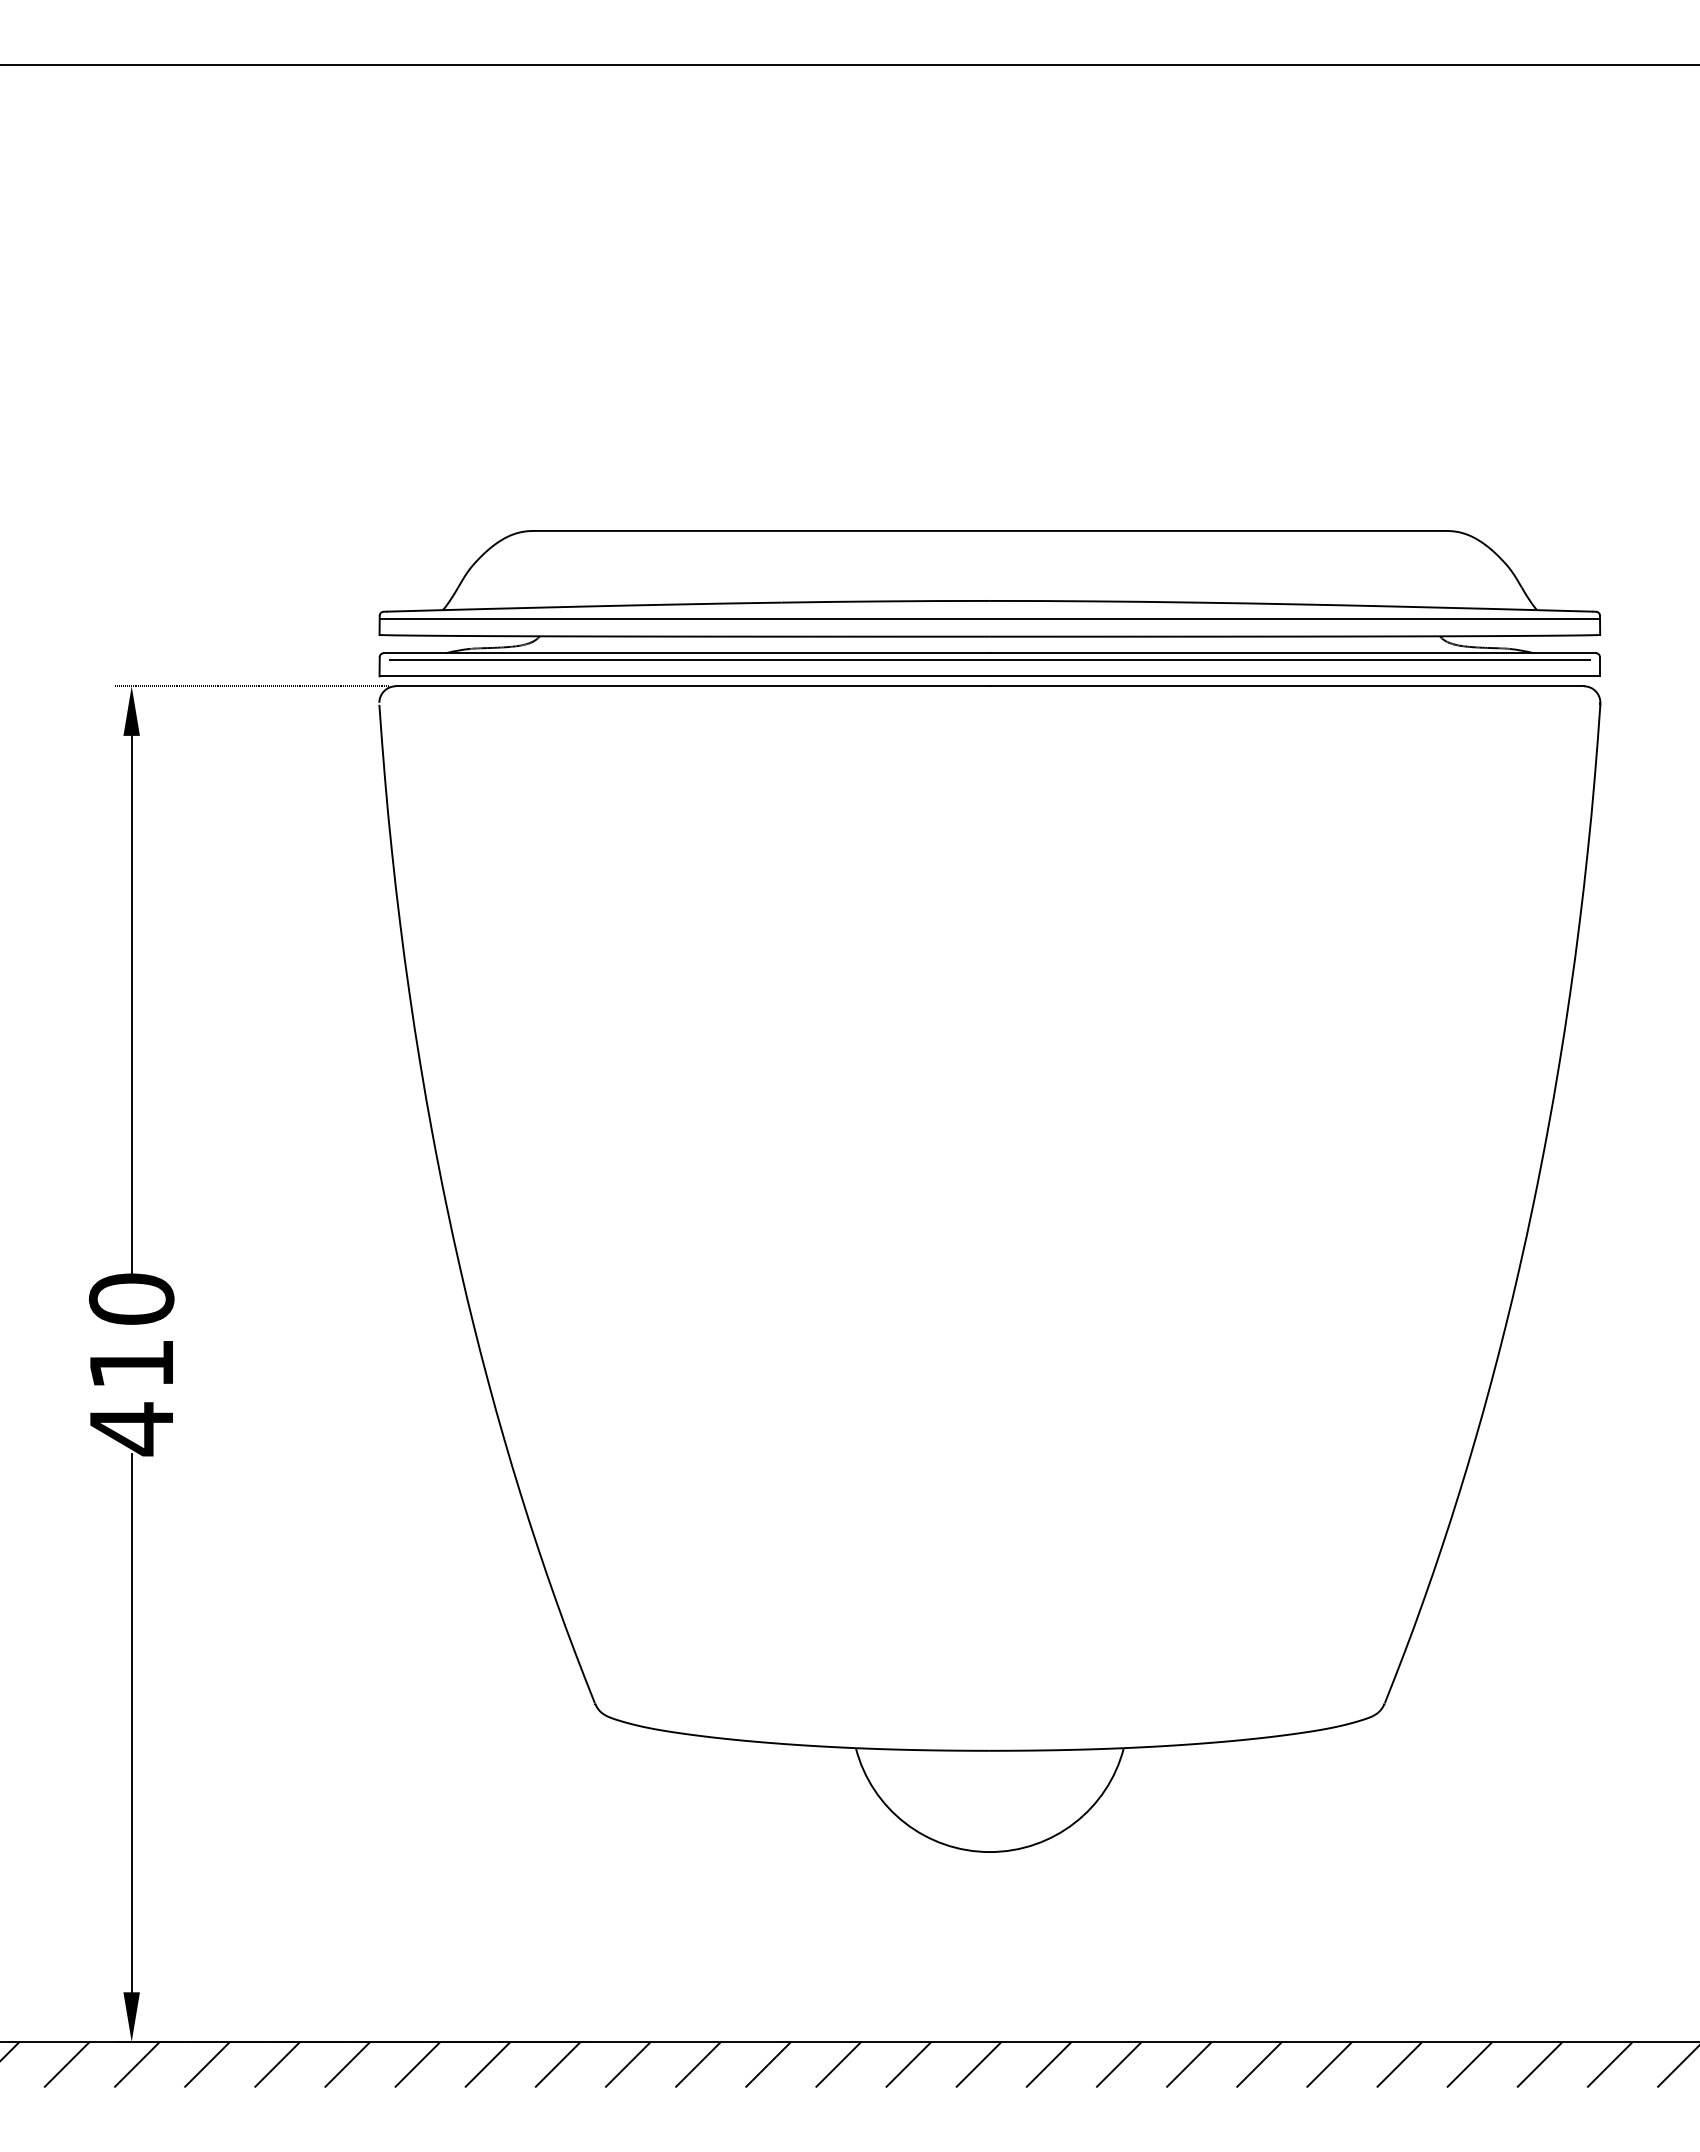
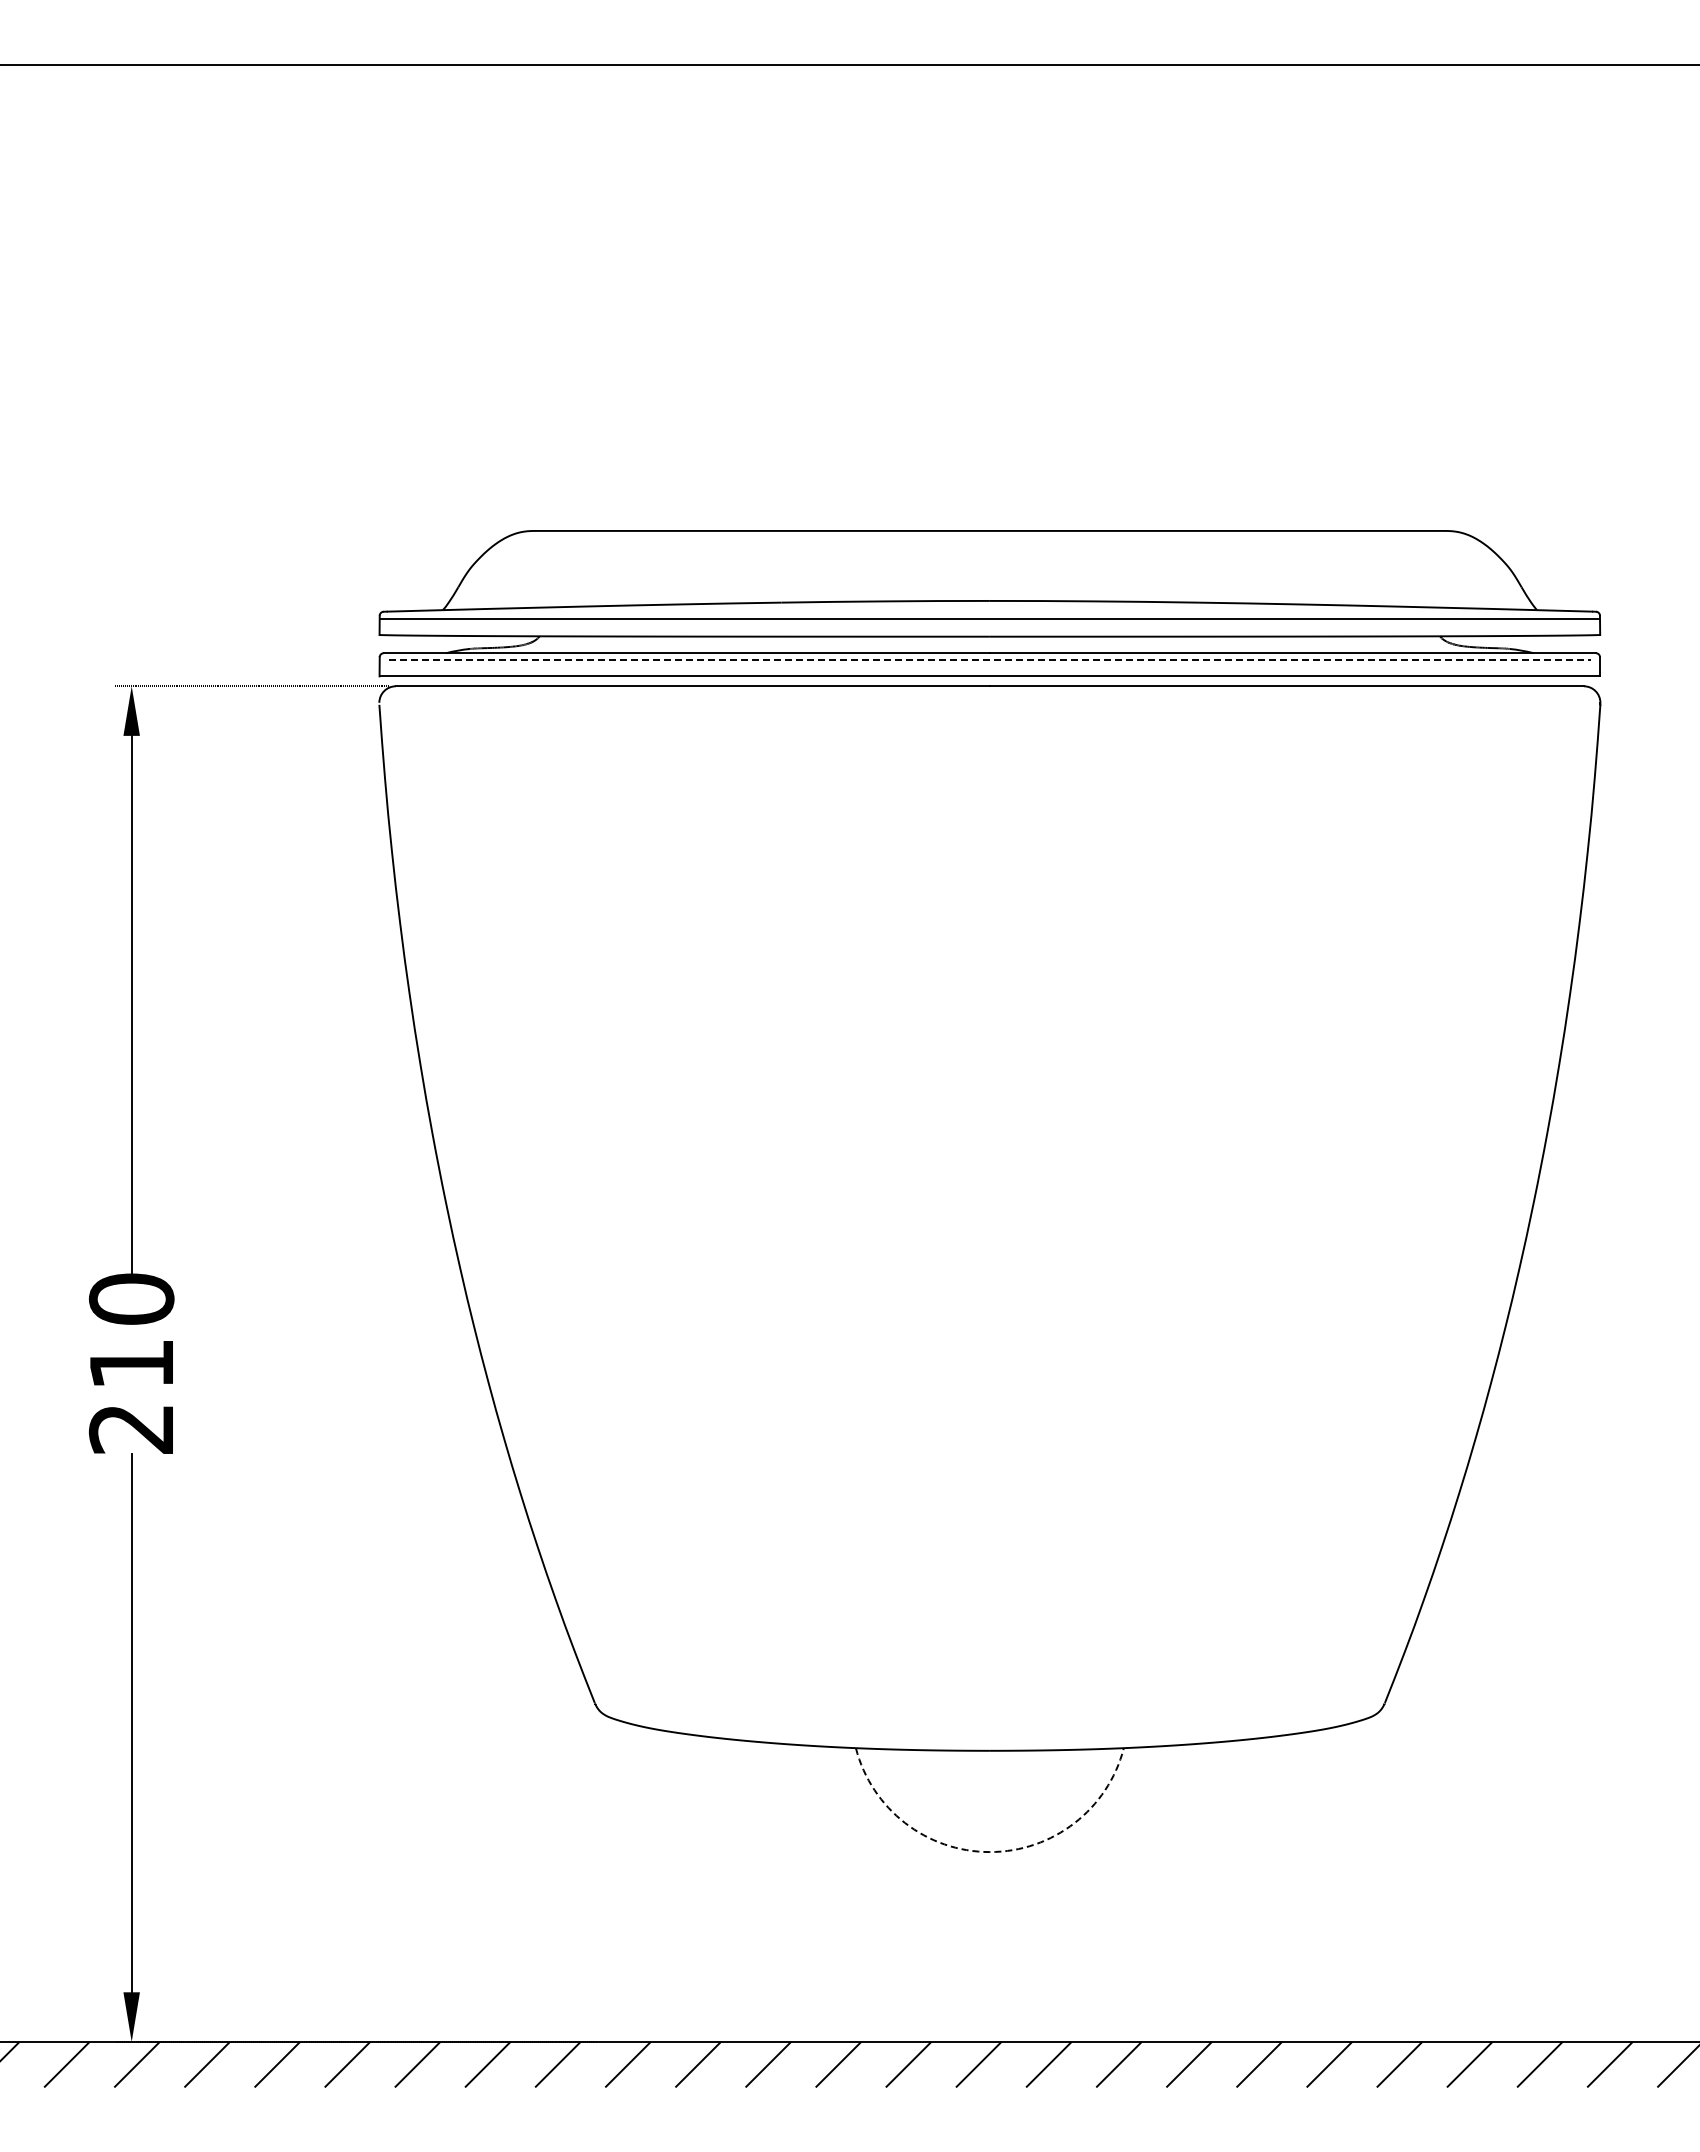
line: solid -> dashed (990, 660)
text: 410 -> 210 (130, 1429)
arc: solid -> dashed (989, 1852)
